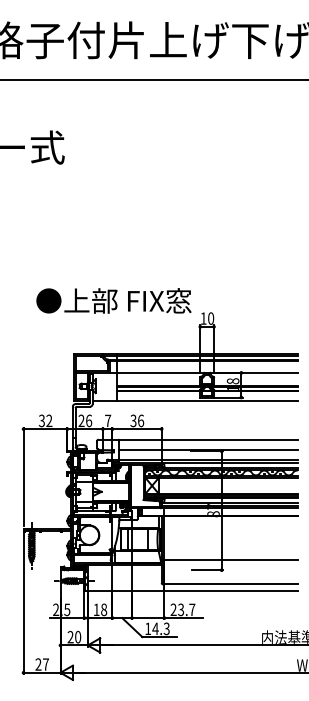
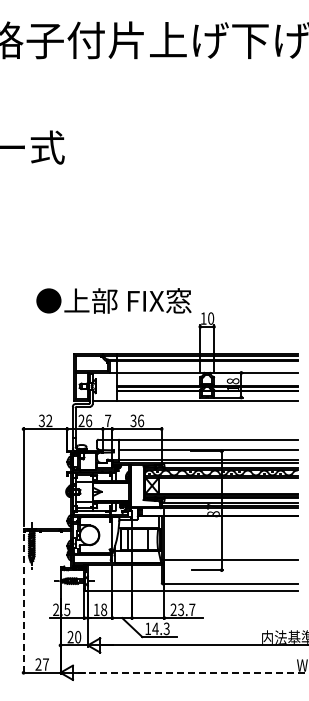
line: present -> none (153, 80)
line: solid -> dashed (23, 604)
line: solid -> dashed (191, 672)
